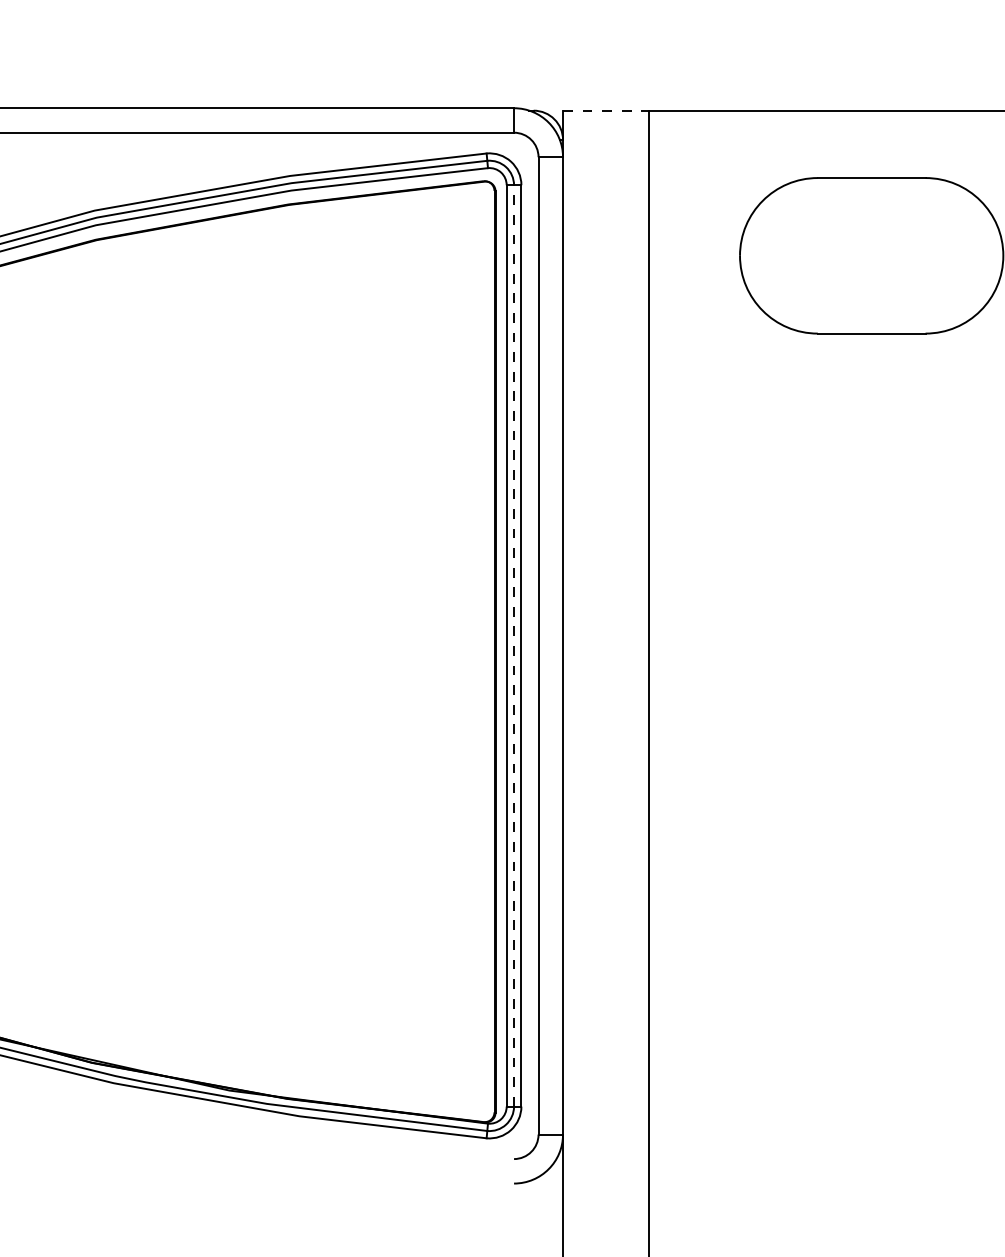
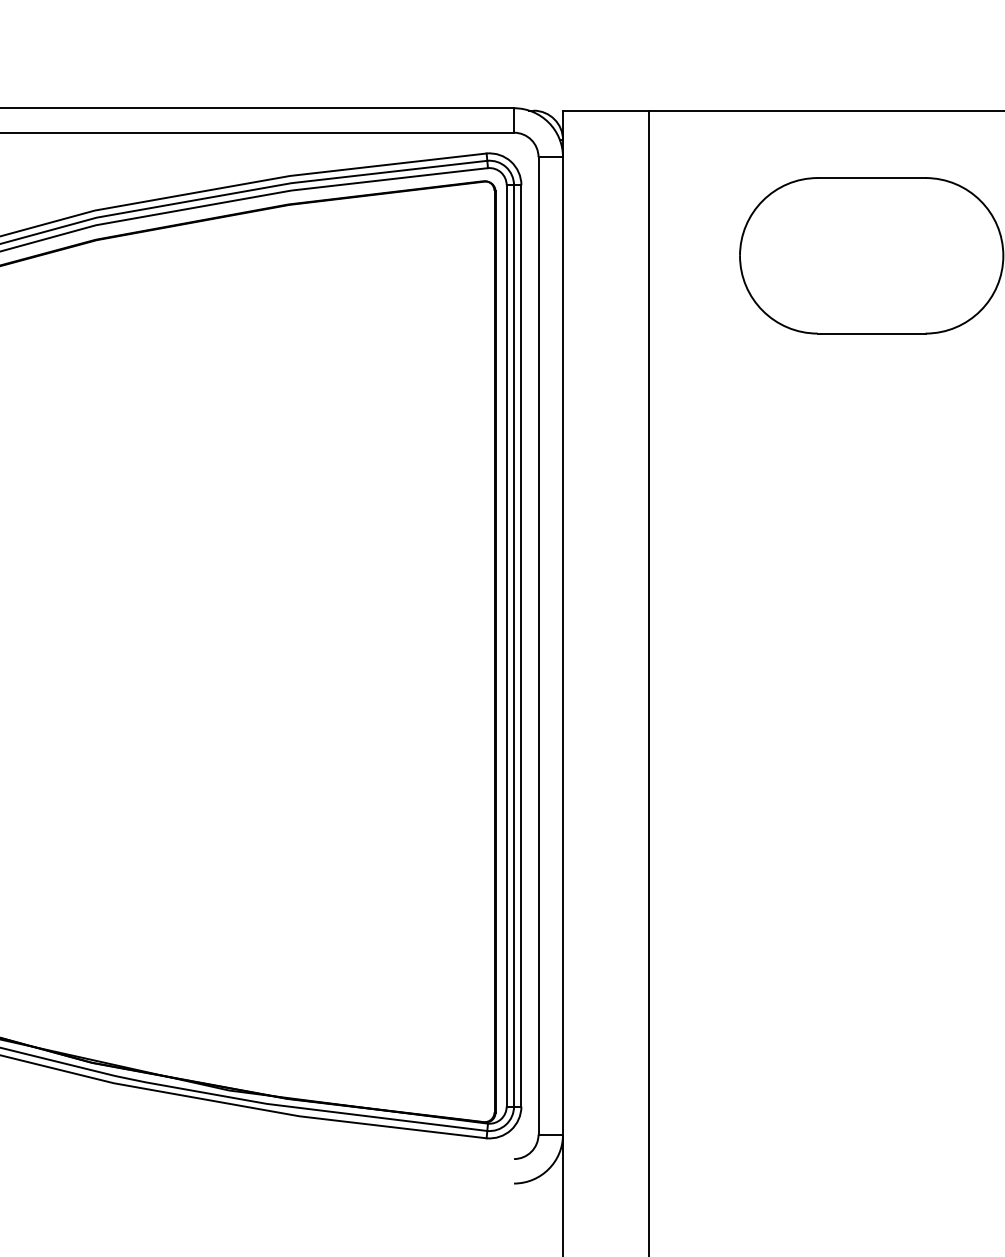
line: dashed -> solid (605, 110)
line: dashed -> solid (514, 645)
